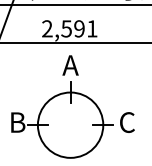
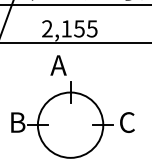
text: 2,591 -> 2,155 (79, 28)
text position: (70, 65) -> (58, 65) (58, 65)
